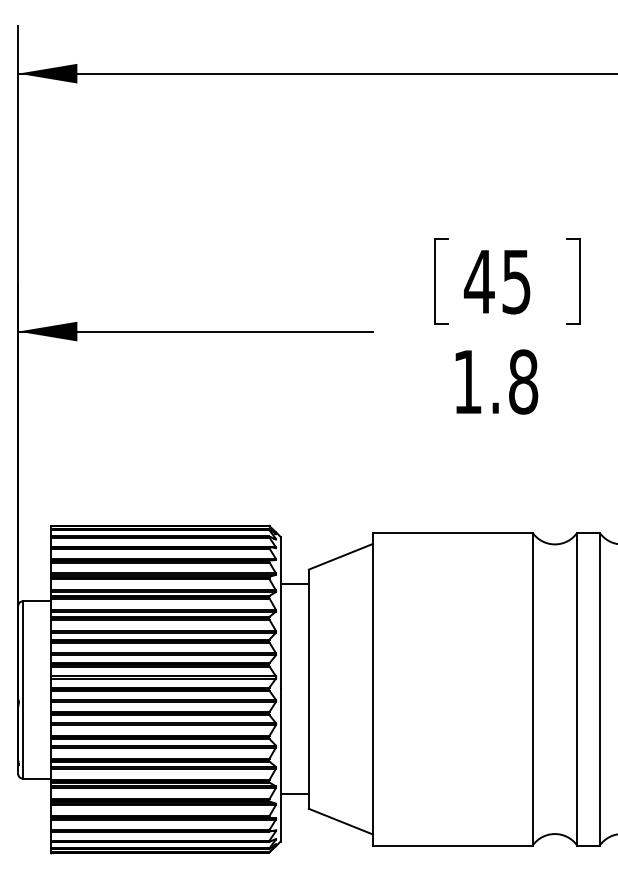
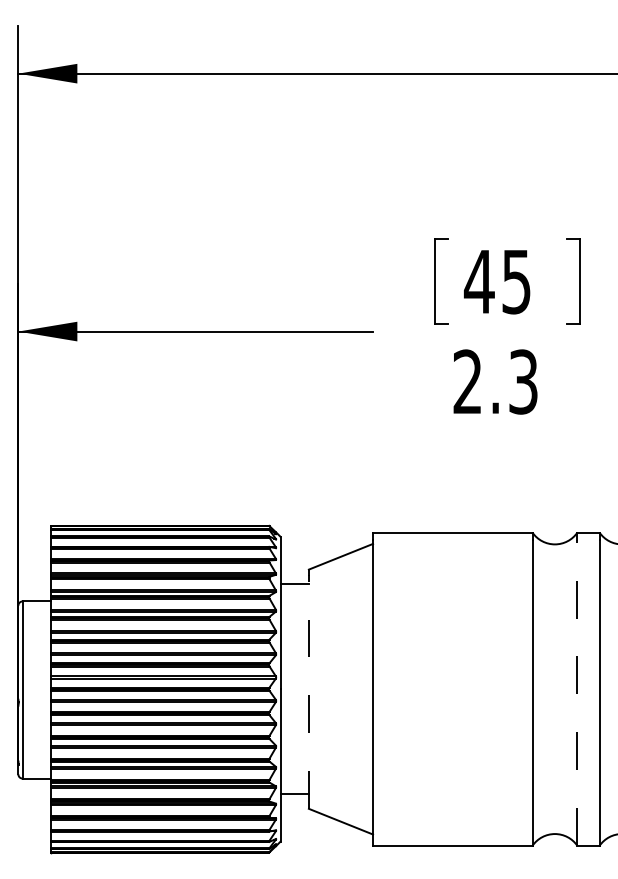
text: 1.8 -> 2.3 (495, 381)
line: solid -> dashed (308, 691)
line: solid -> dashed (577, 692)
